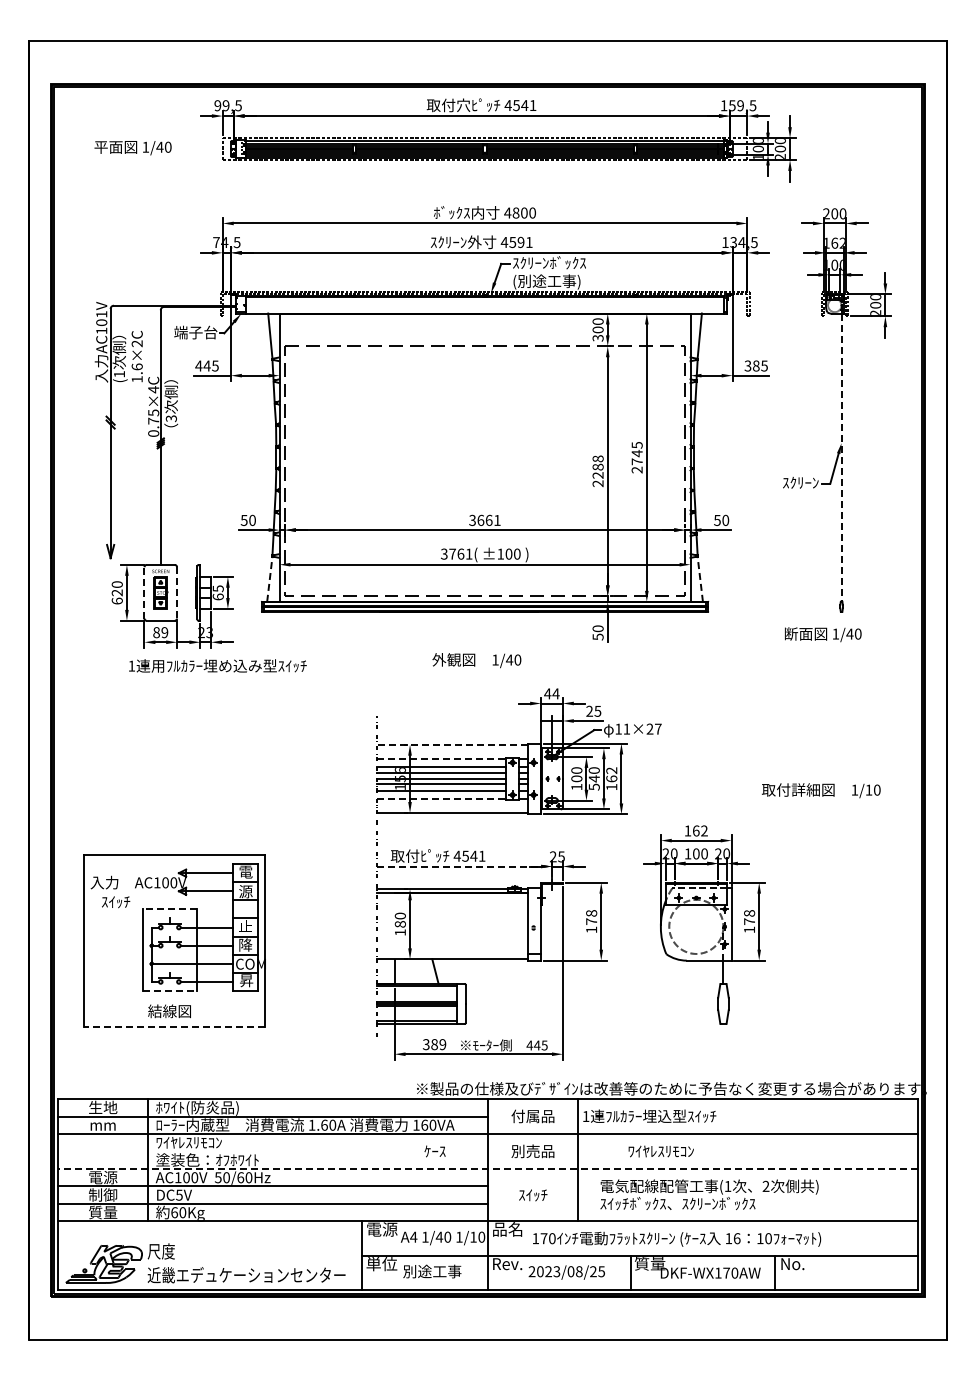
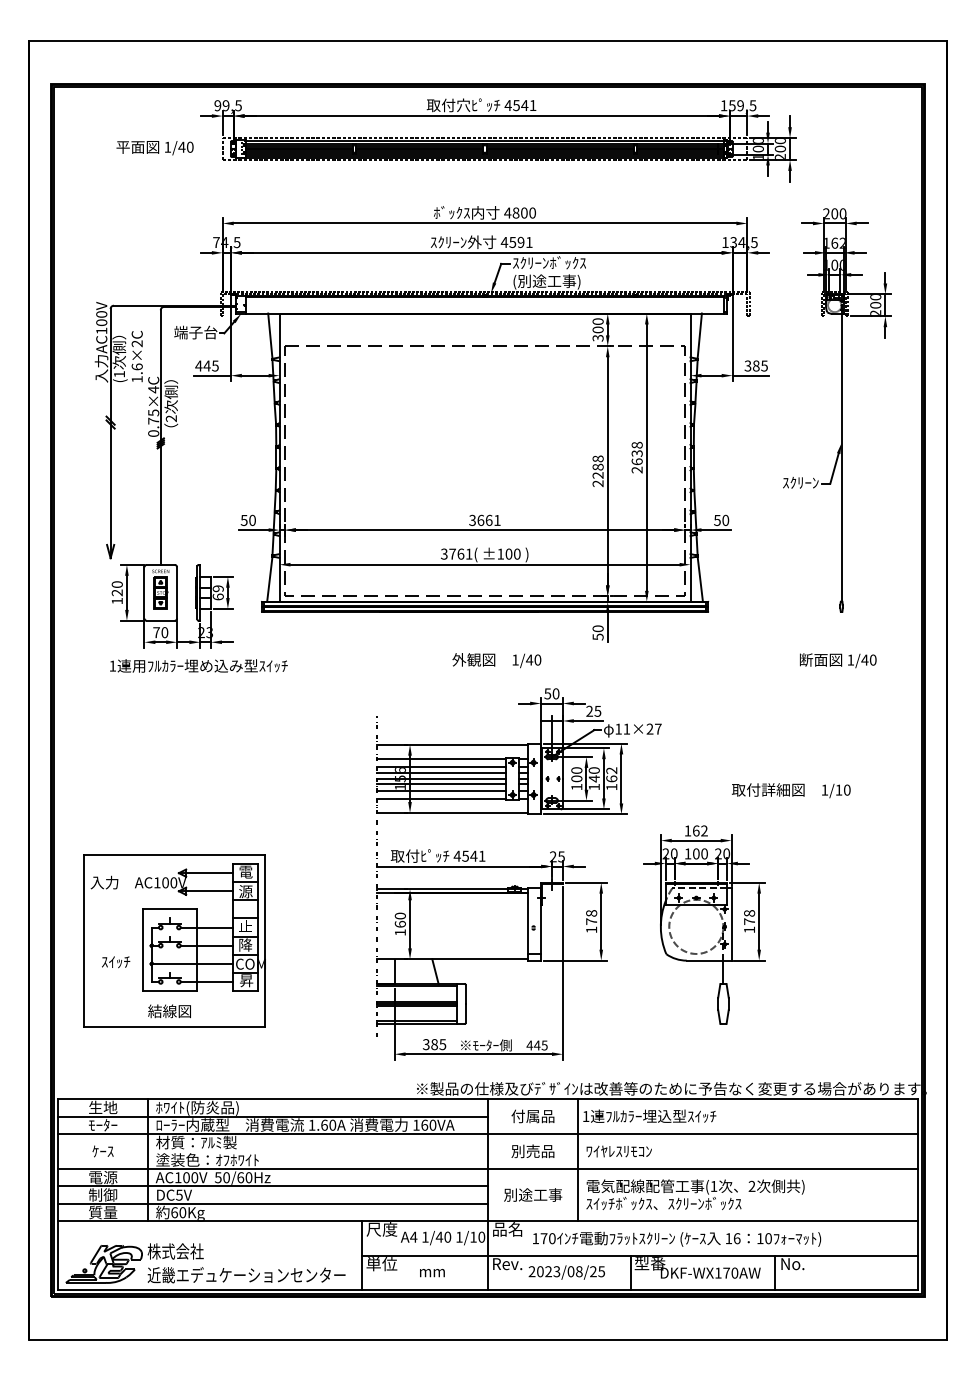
text position: (132, 148) -> (154, 148) (154, 148)
text: AC101V -> AC100V (101, 314)
text: 3 -> 2 (171, 418)
text: 2745 -> 2638 (636, 453)
line: dashed -> solid (841, 457)
line: dashed -> solid (269, 579)
line: dashed -> solid (700, 579)
text: 65 -> 69 (217, 588)
line: dashed -> solid (144, 592)
line: dashed -> solid (177, 592)
text: 620 -> 120 (116, 600)
text: 89 -> 70 (160, 632)
text position: (823, 634) -> (838, 660) (838, 660)
text position: (476, 660) -> (496, 660) (496, 660)
text position: (217, 665) -> (198, 665) (198, 665)
text: 44 -> 50 (551, 693)
line: dashed -> solid (452, 744)
line: dashed -> solid (442, 758)
text: 540 -> 140 (593, 786)
text position: (821, 790) -> (791, 790) (791, 790)
line: dashed -> solid (442, 798)
line: dashed -> solid (460, 866)
text position: (116, 902) -> (116, 962) (116, 962)
line: dashed -> solid (169, 909)
text: 180 -> 160 (399, 923)
line: dashed -> solid (170, 991)
line: dashed -> solid (174, 1027)
text: 389 -> 385 (442, 1044)
text: mm -> ﾓｰﾀｰ (103, 1125)
text: ﾜｲﾔﾚｽﾘﾓｺﾝ -> 材質：ｱﾙﾐ製 (196, 1142)
text position: (434, 1151) -> (102, 1151) (102, 1151)
text position: (660, 1151) -> (618, 1151) (618, 1151)
line: dashed -> solid (487, 1168)
text: ｽｲｯﾁ -> 別途工事 (533, 1194)
text position: (709, 1194) -> (695, 1194) (695, 1194)
text: 電源 -> 尺度 (381, 1229)
text: 尺度 -> 株式会社 (175, 1251)
text: 質量 -> 型番 (649, 1263)
text: 別途工事 -> mm (432, 1271)
